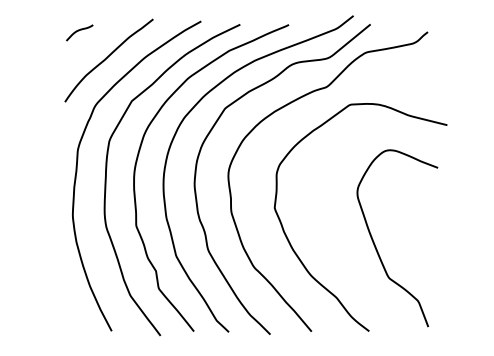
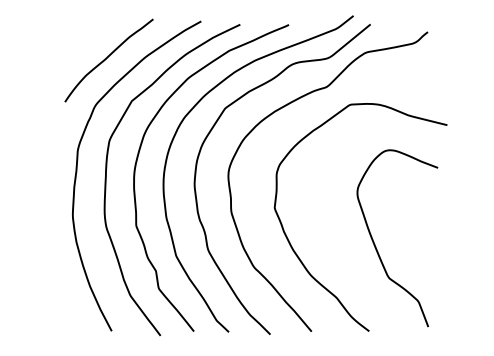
curve: present -> none (79, 31)
